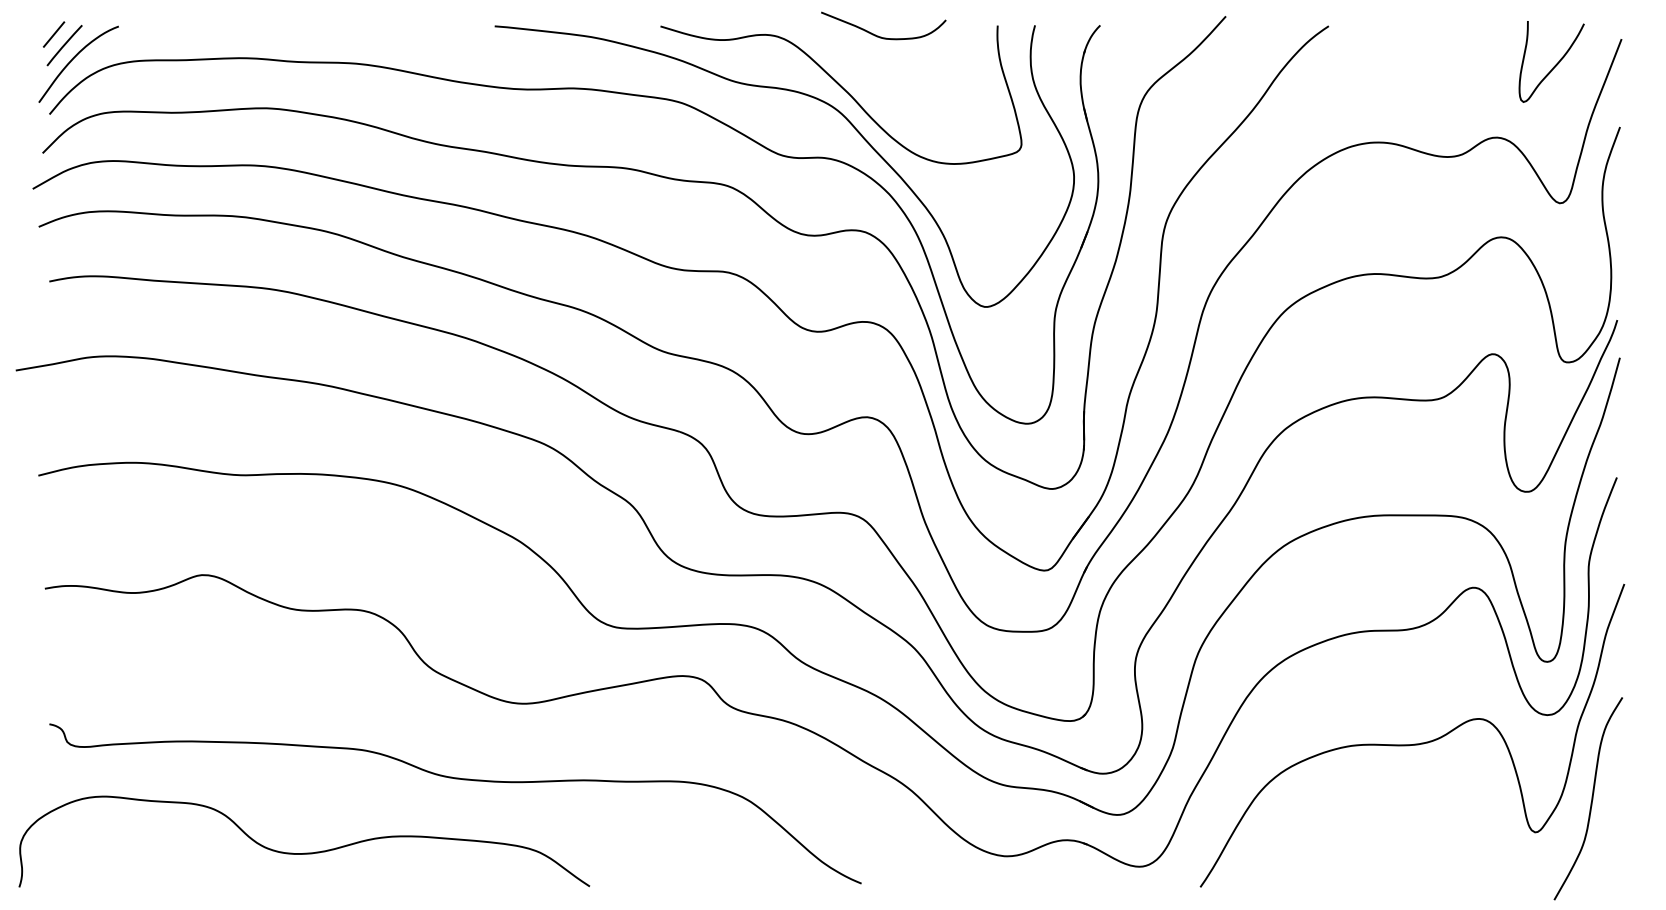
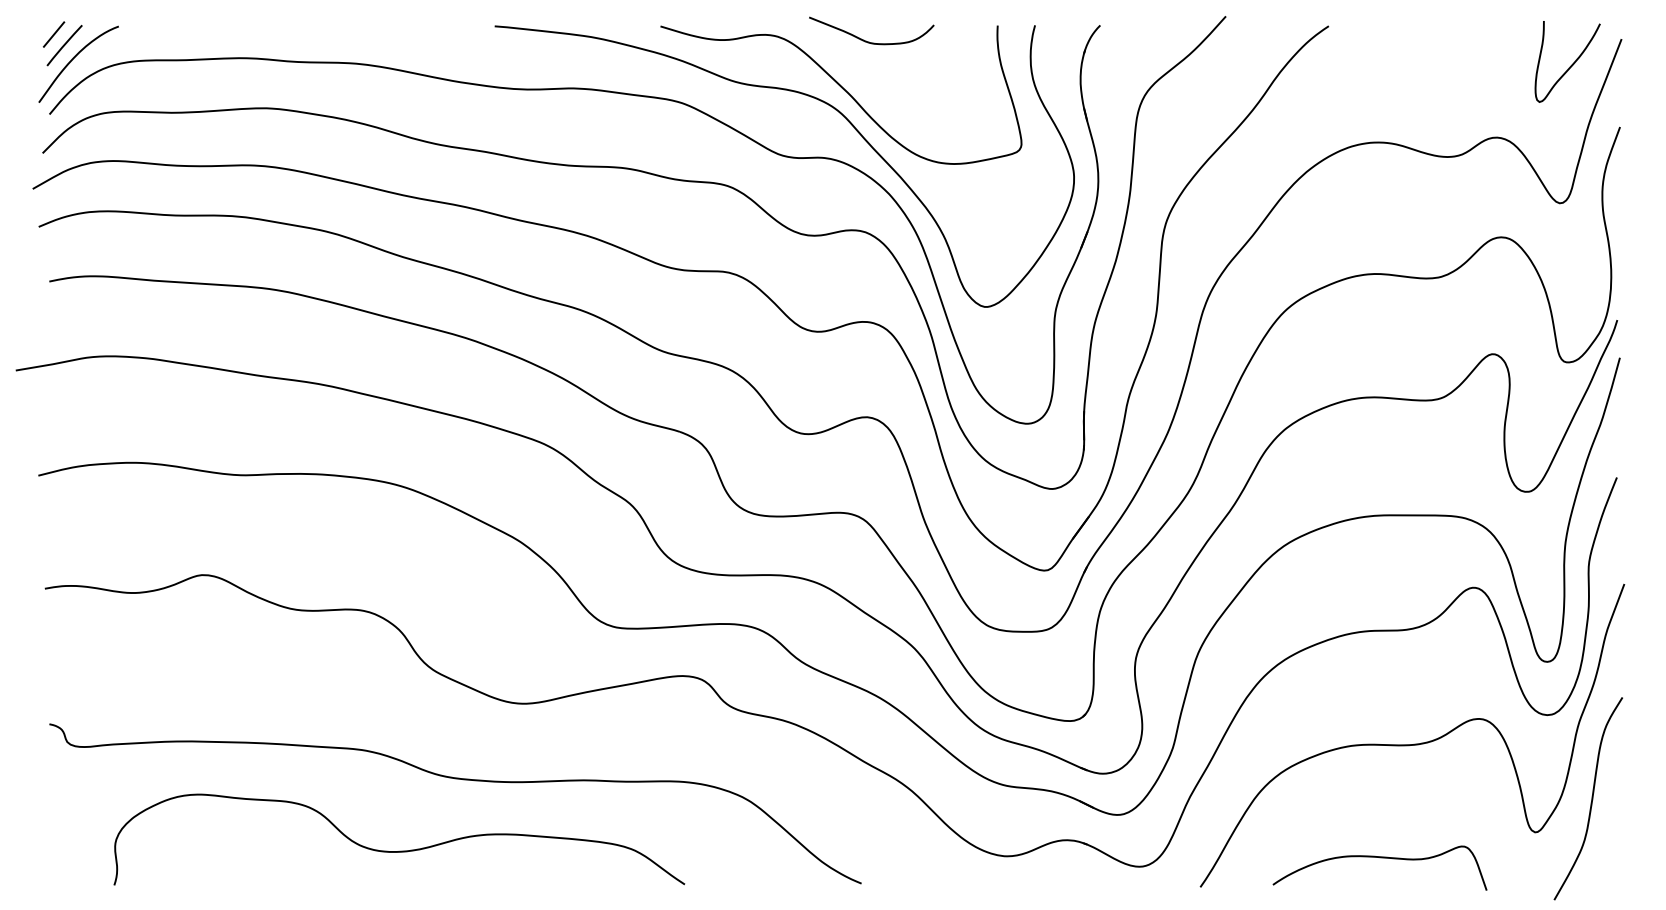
curve position: (878, 35) -> (866, 40) (866, 40)
curve position: (1555, 64) -> (1571, 64) (1571, 64)
curve position: (304, 852) -> (399, 850) (399, 850)
curve: none -> present (1379, 858)
